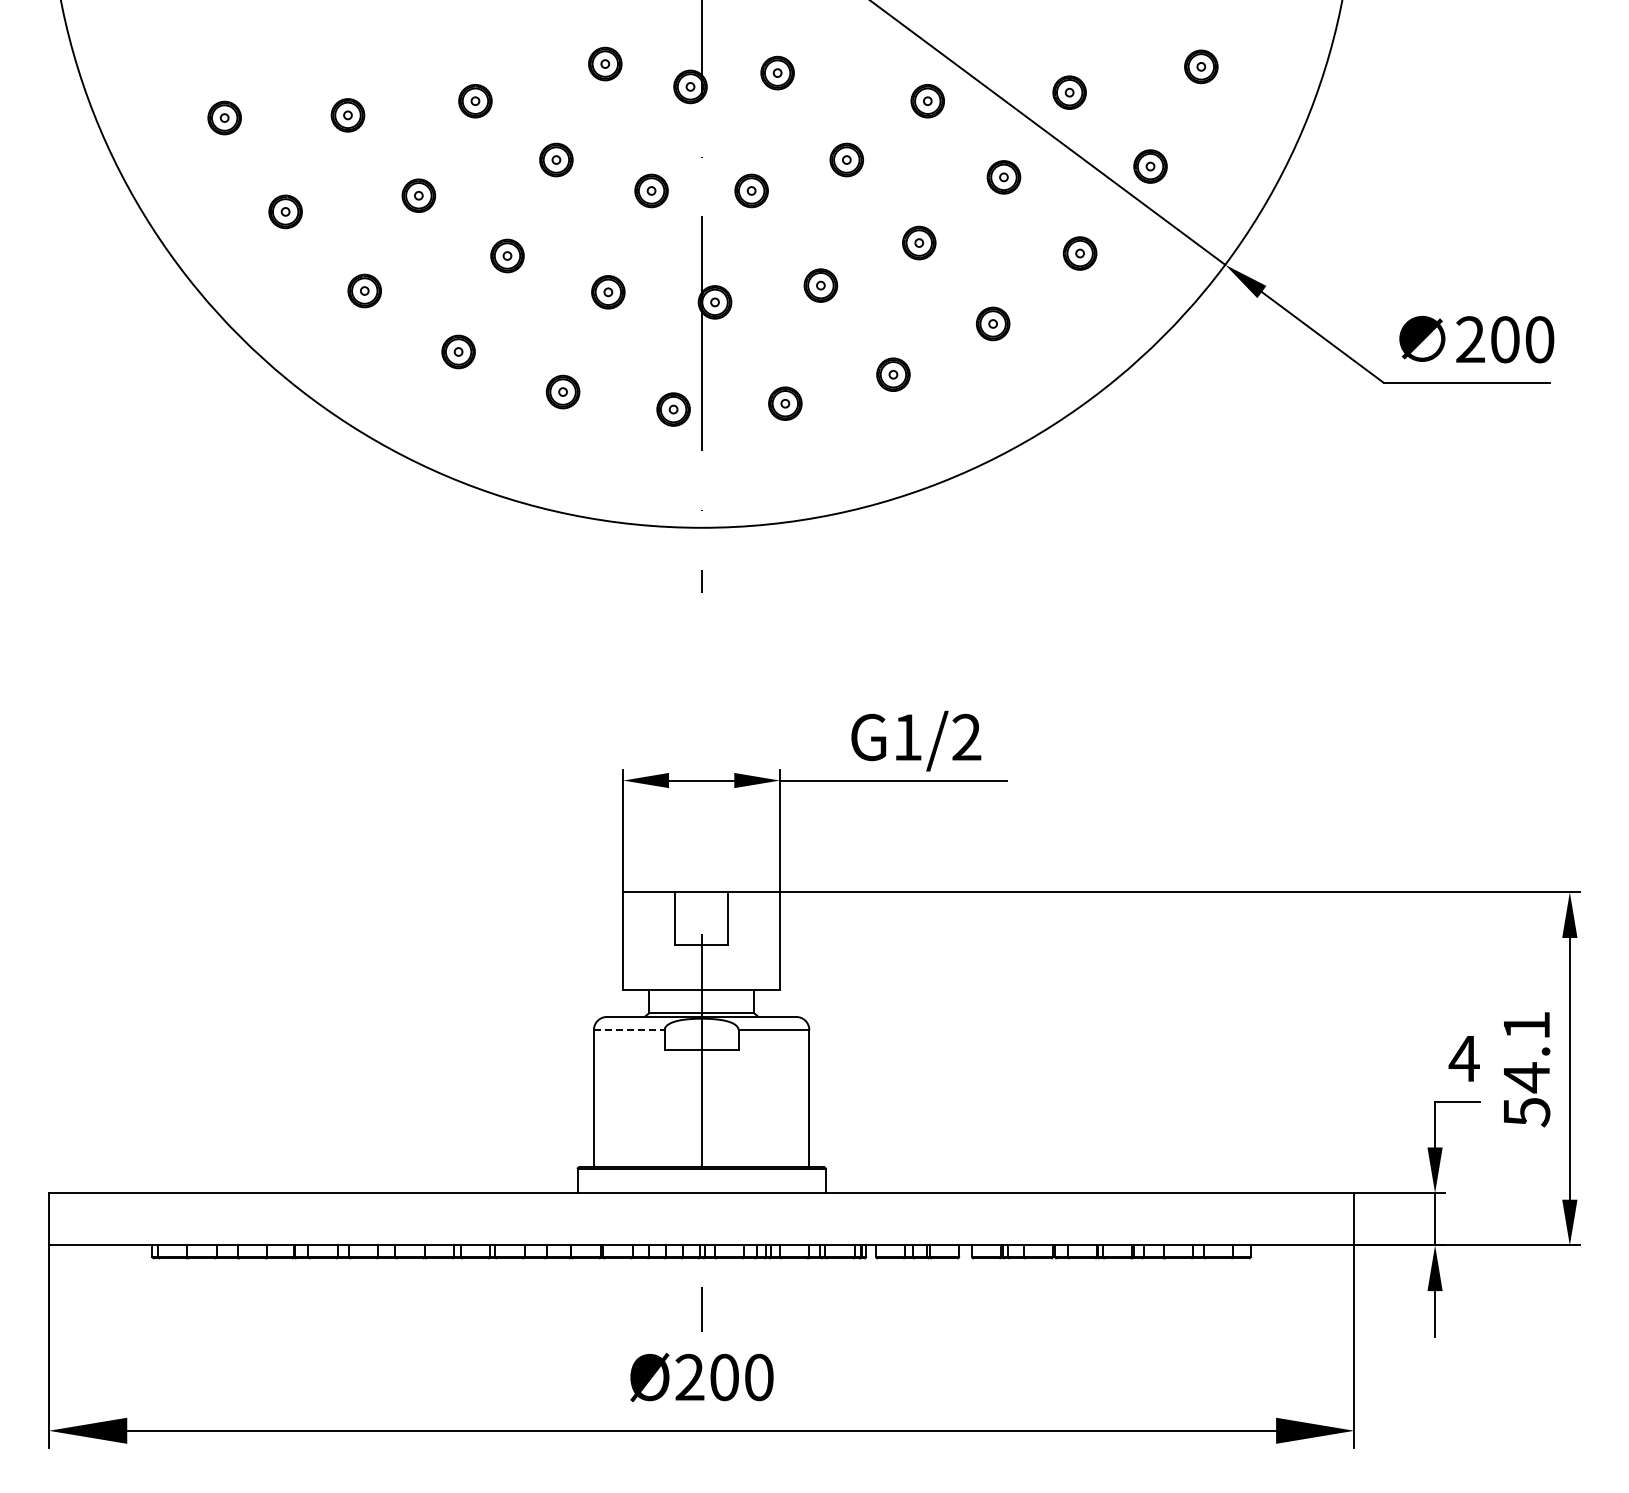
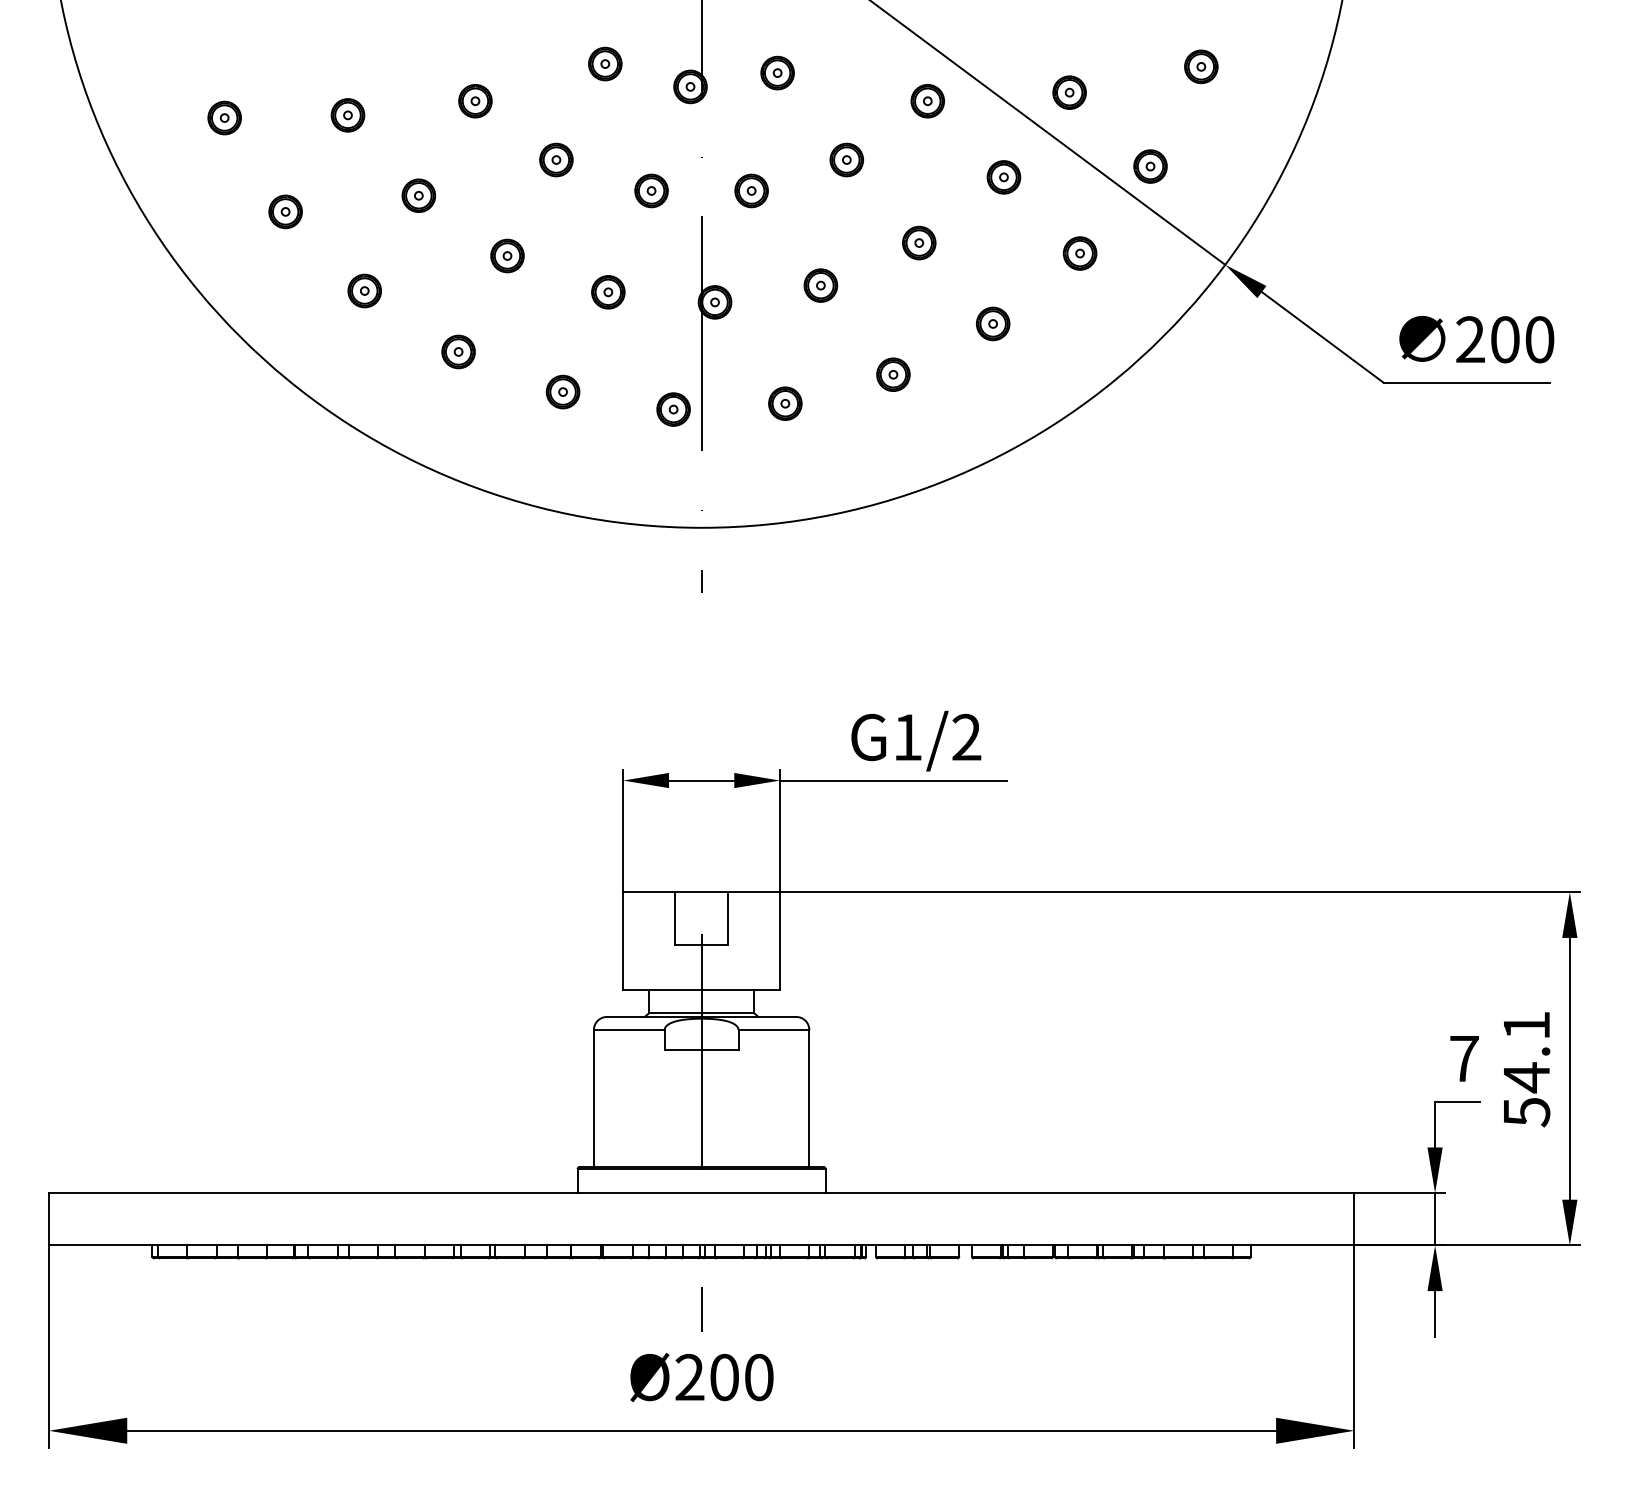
line: dashed -> solid (629, 1030)
text: 4 -> 7 (1463, 1058)
